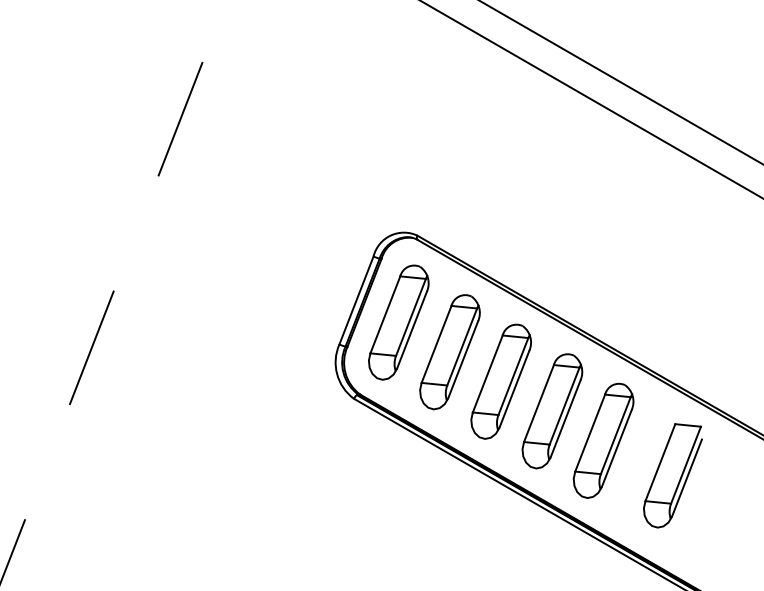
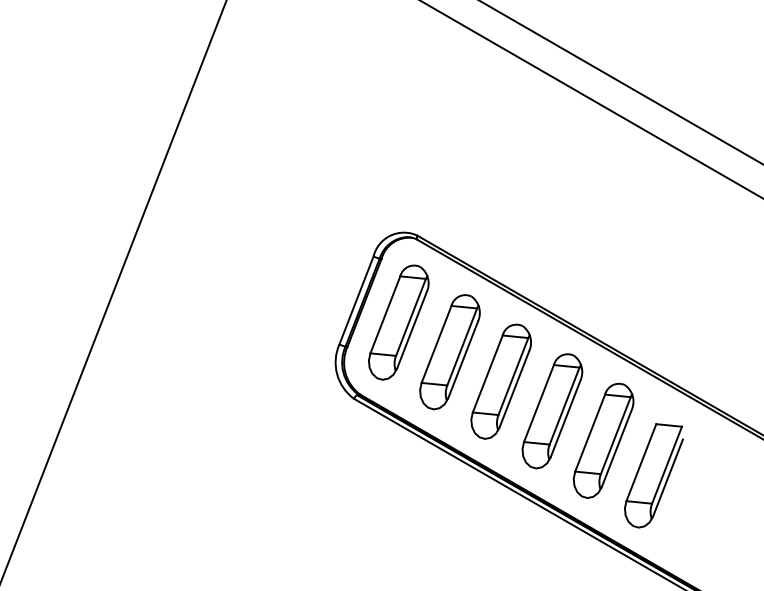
line: dashed -> solid (113, 292)
part position: (672, 475) -> (653, 475) (653, 475)
